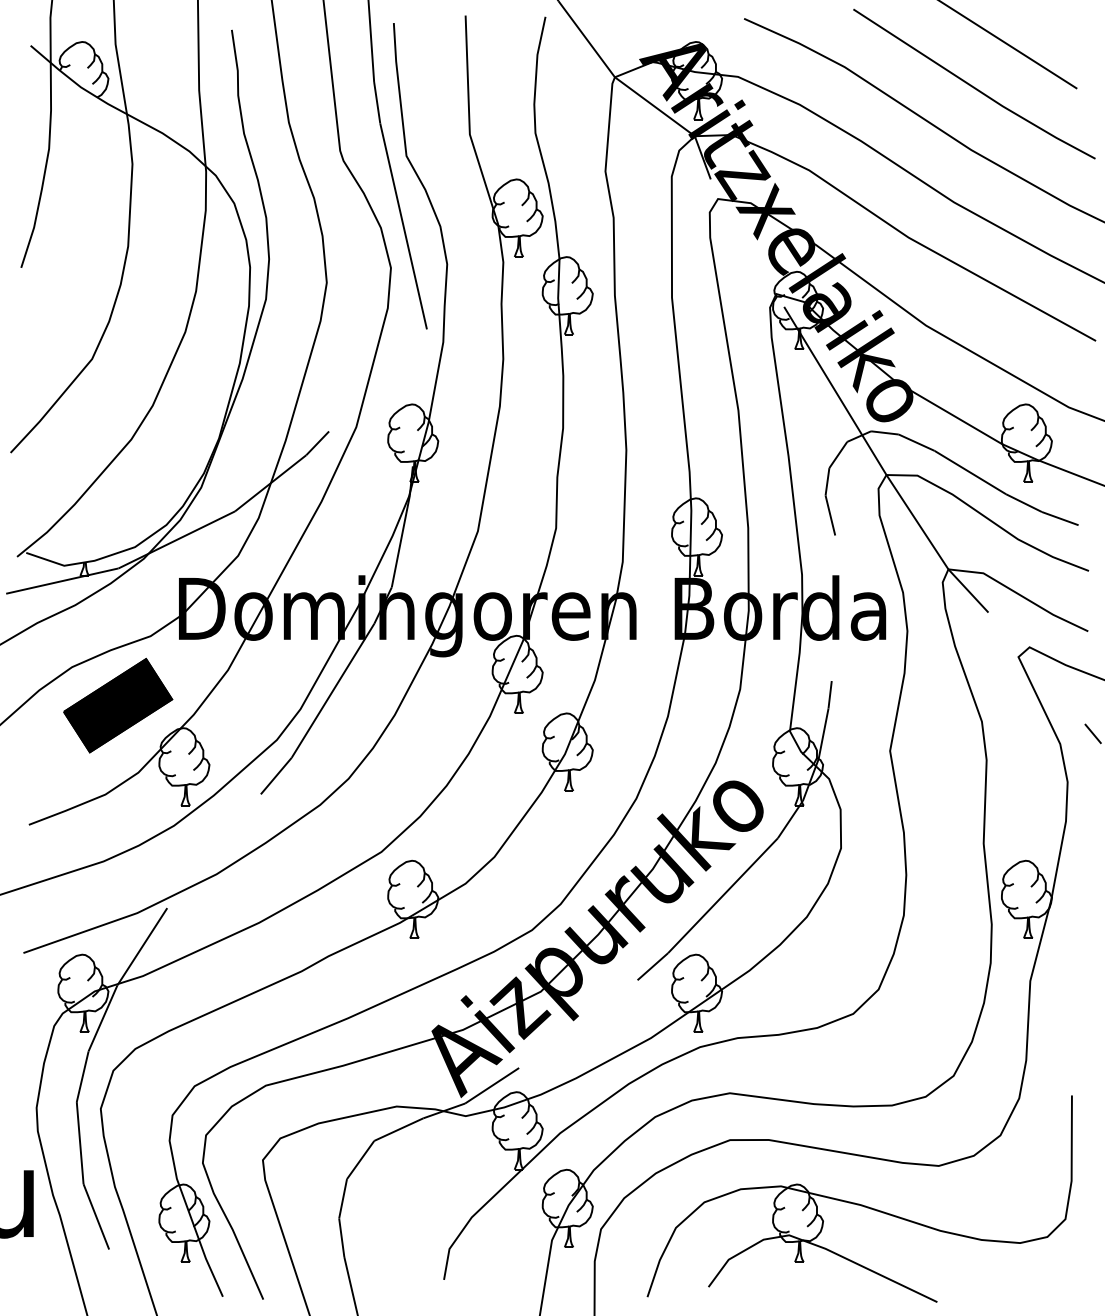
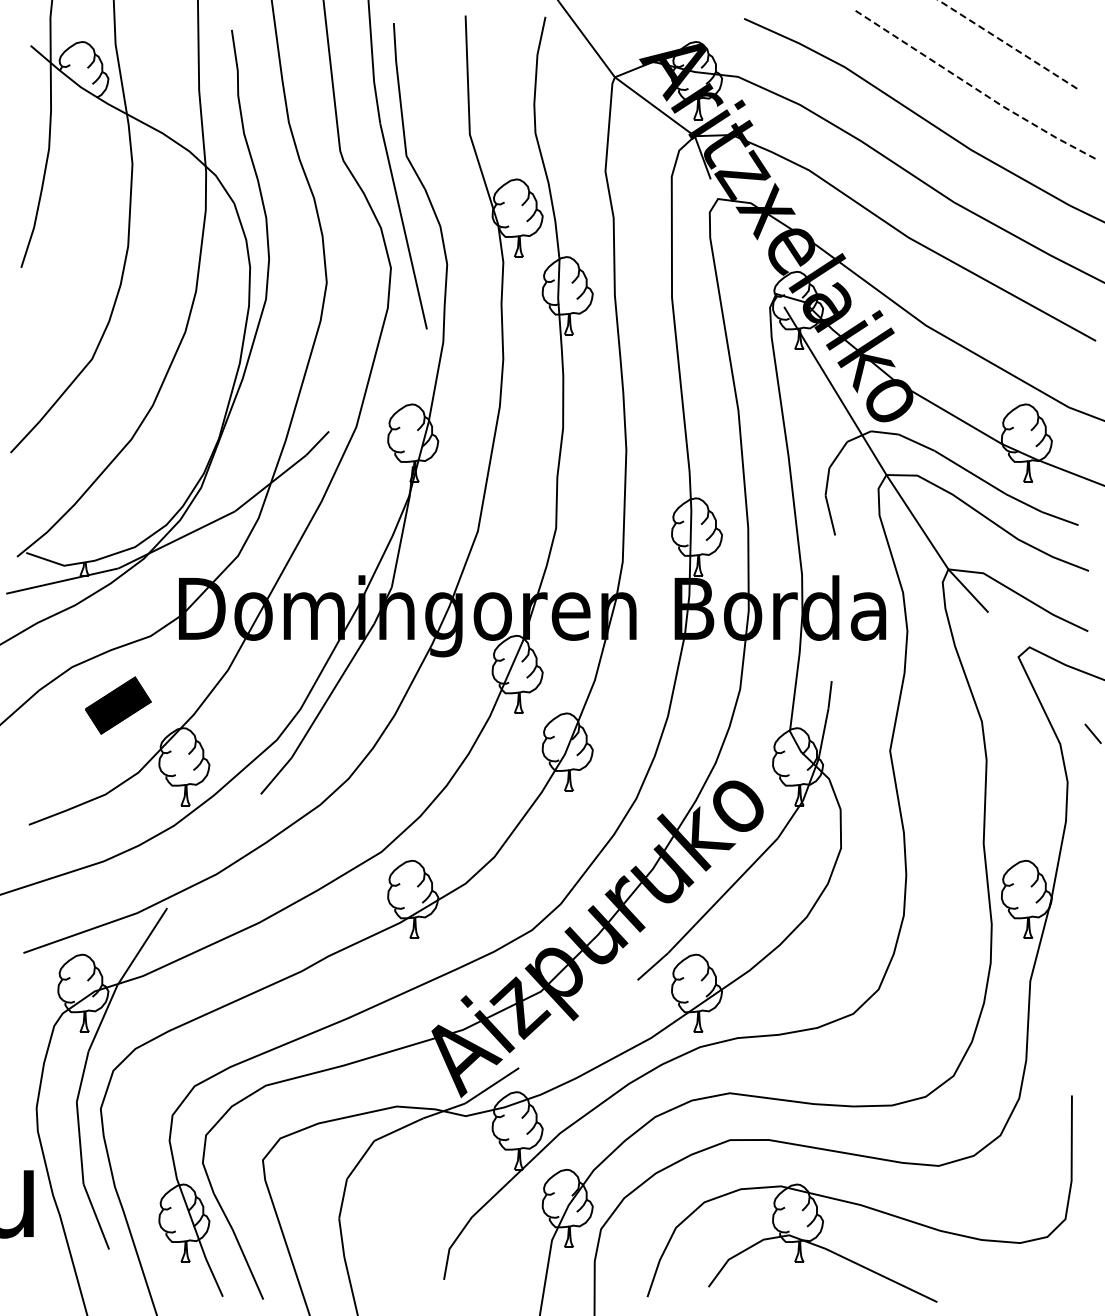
line: solid -> dashed (1007, 44)
line: solid -> dashed (973, 87)
part size: 111x97 px -> 67x59 px (118, 705)
